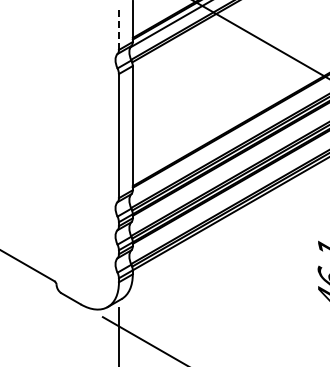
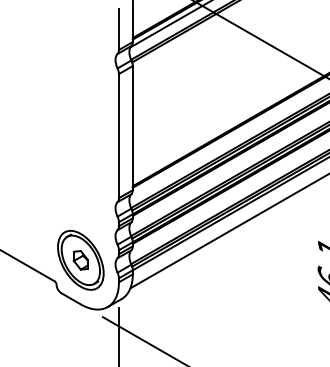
line: dashed -> solid (118, 29)
line: none -> present (228, 231)
part: none -> present (80, 259)
